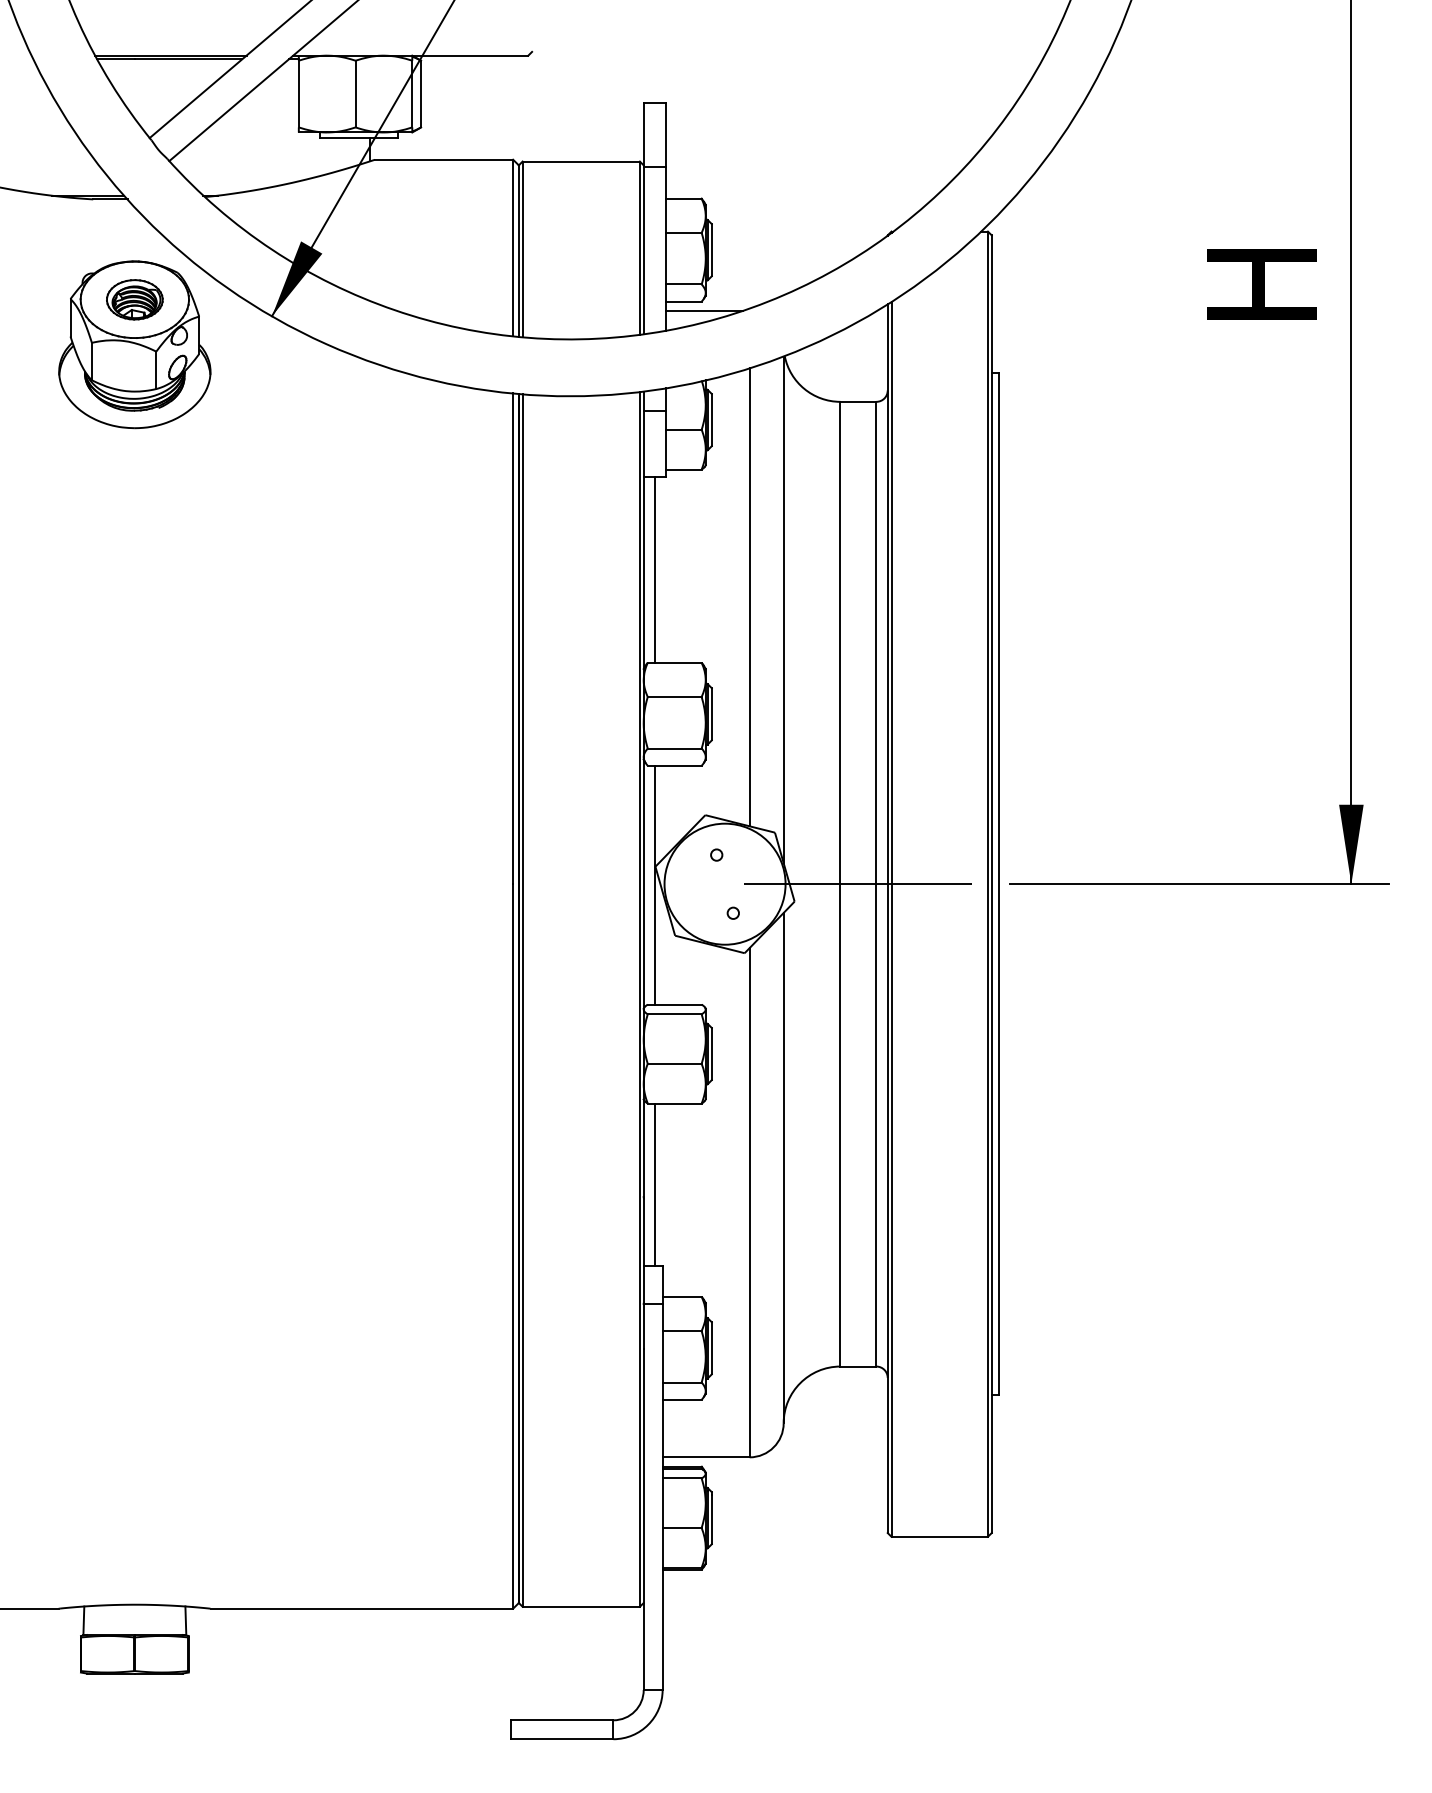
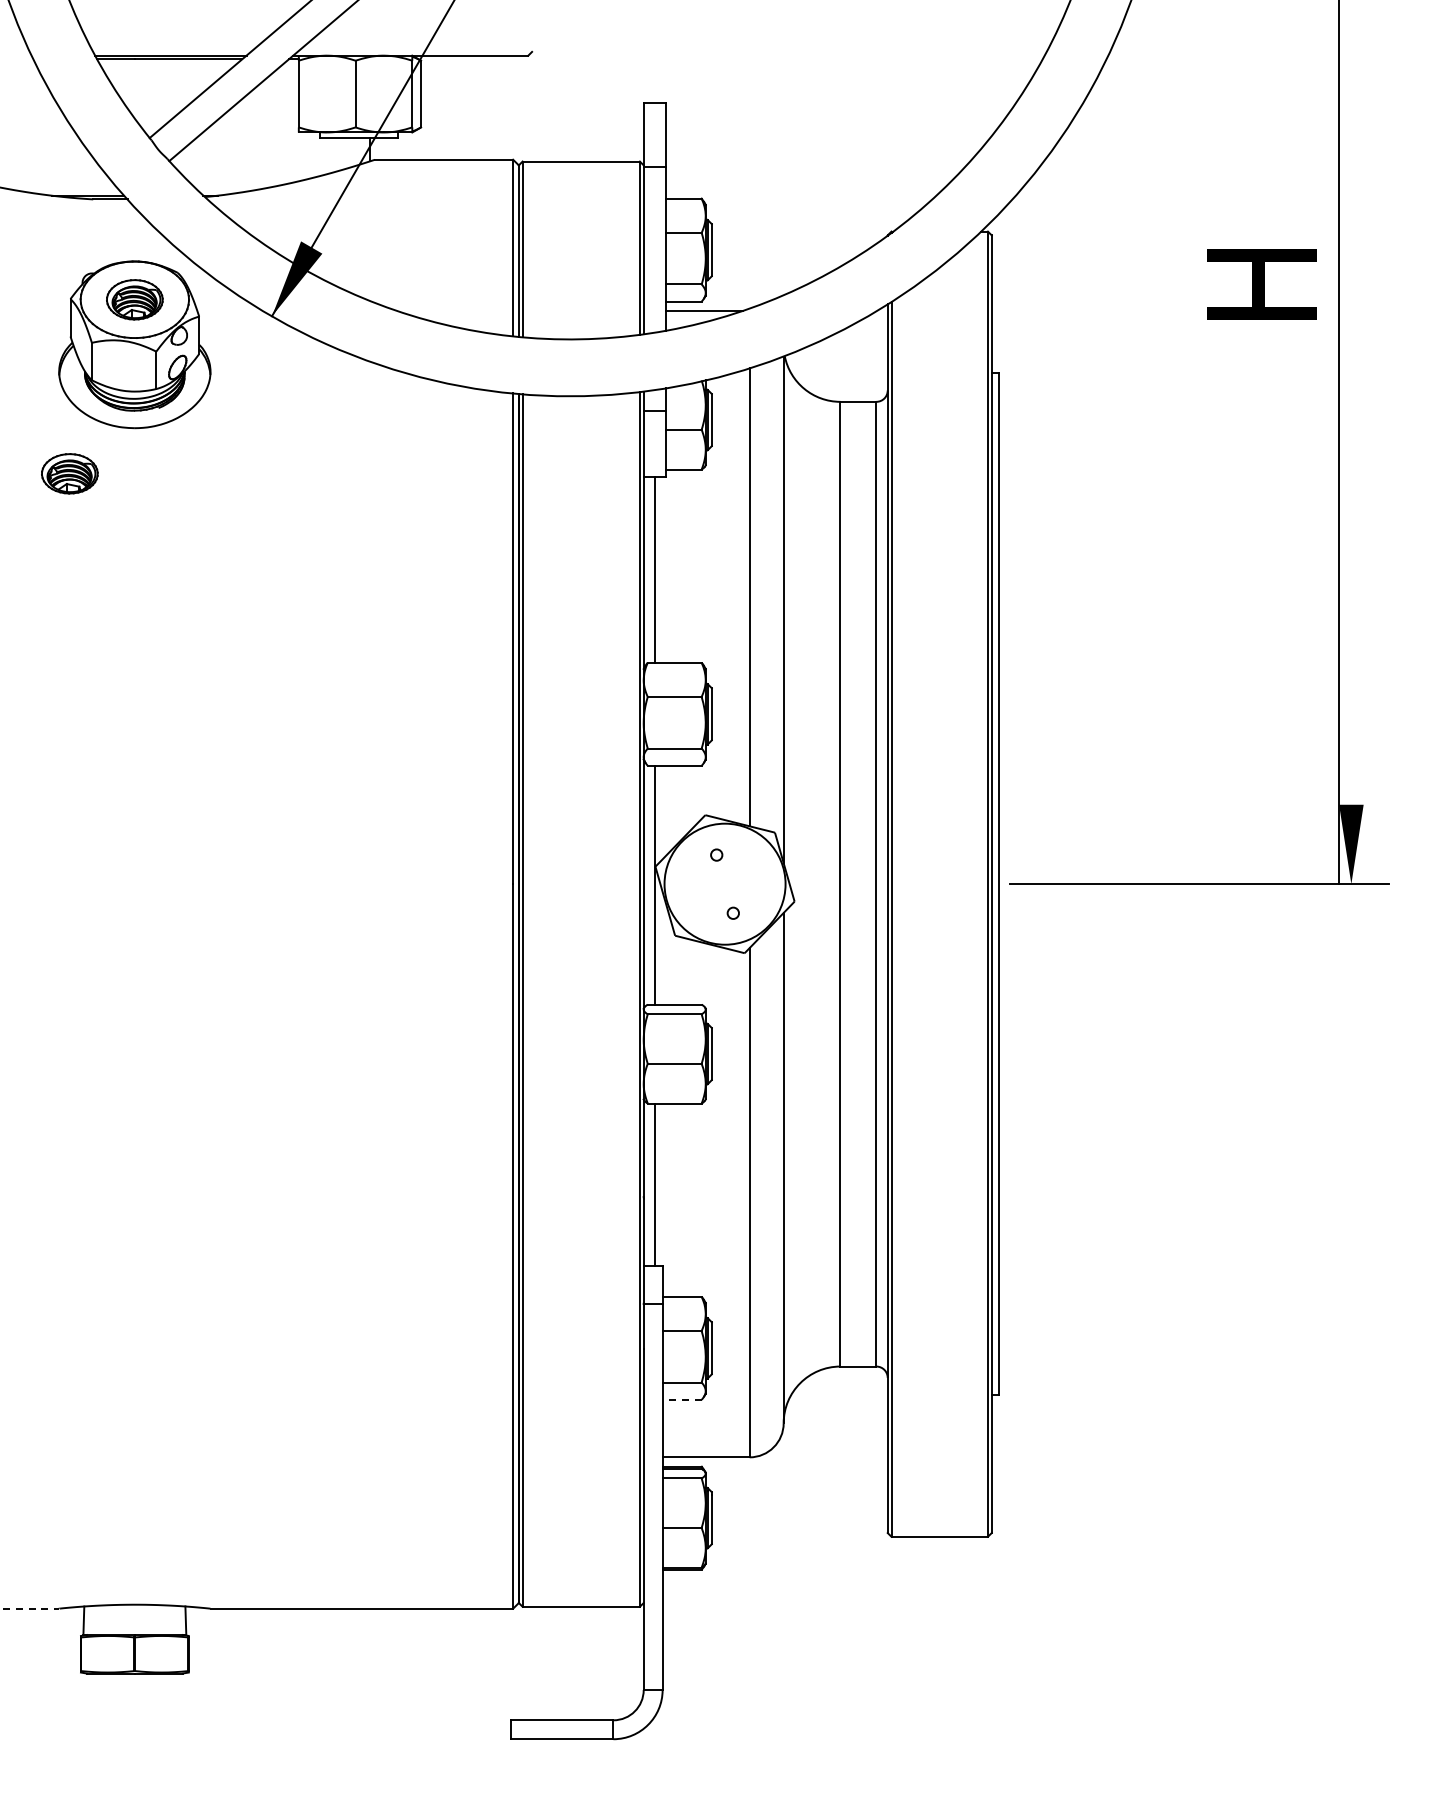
line position: (1351, 443) -> (1339, 443) (1339, 443)
part: none -> present (69, 473)
line: present -> none (858, 884)
line: solid -> dashed (682, 1399)
line: solid -> dashed (30, 1608)
